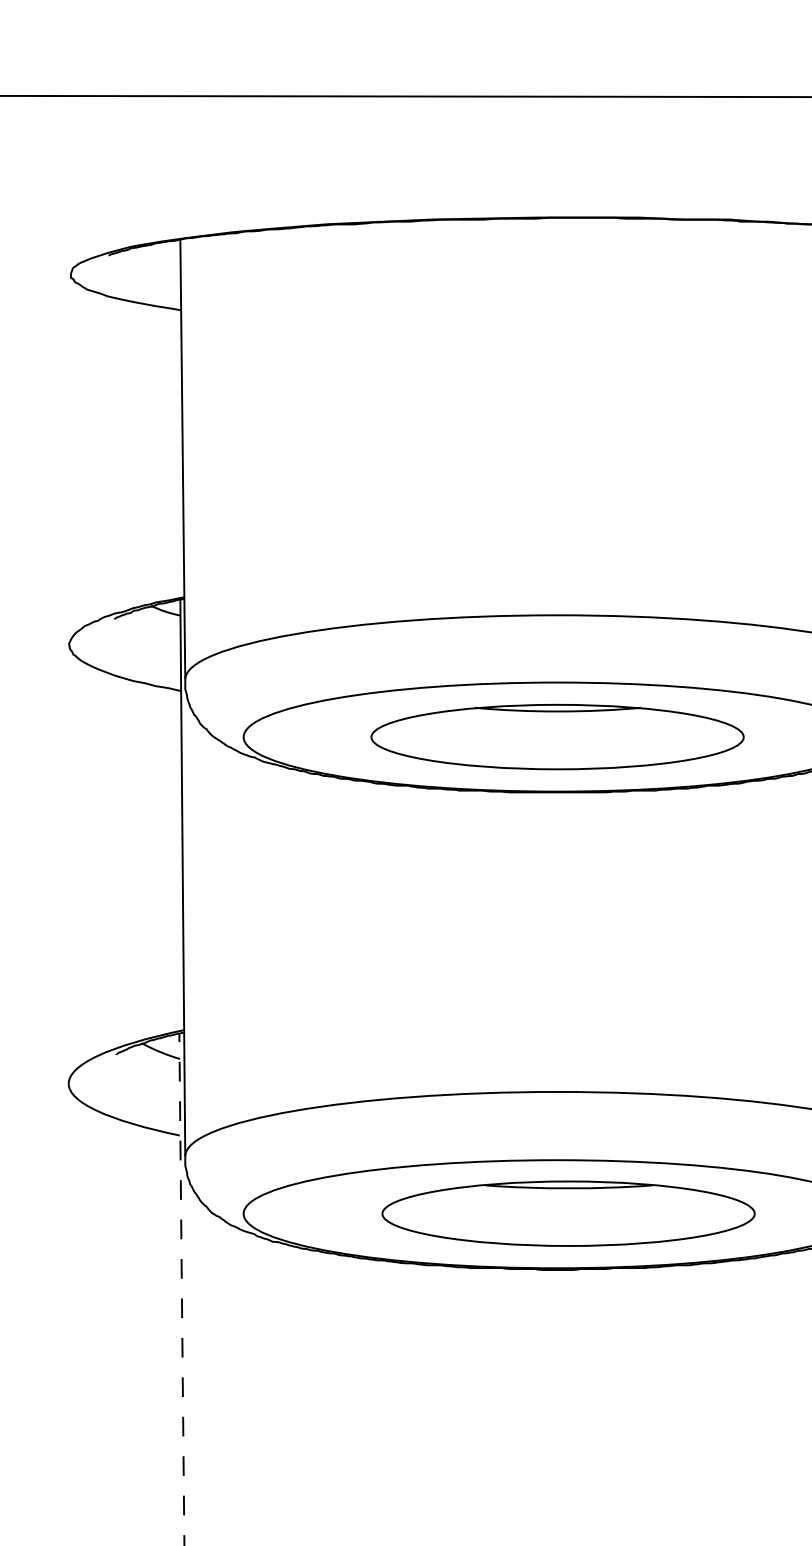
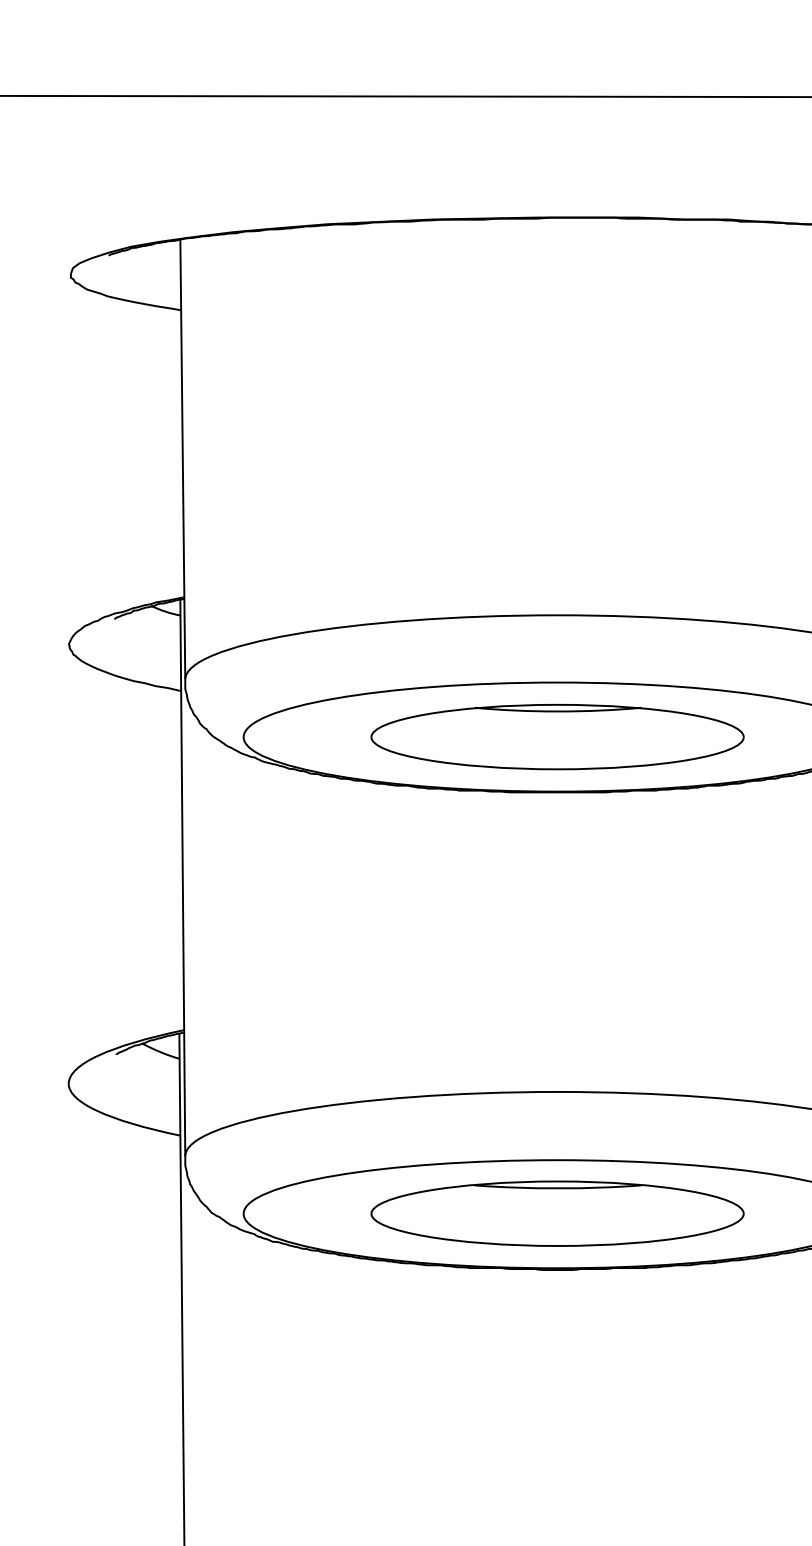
part position: (568, 1213) -> (557, 1213) (557, 1213)
line: dashed -> solid (181, 1289)
